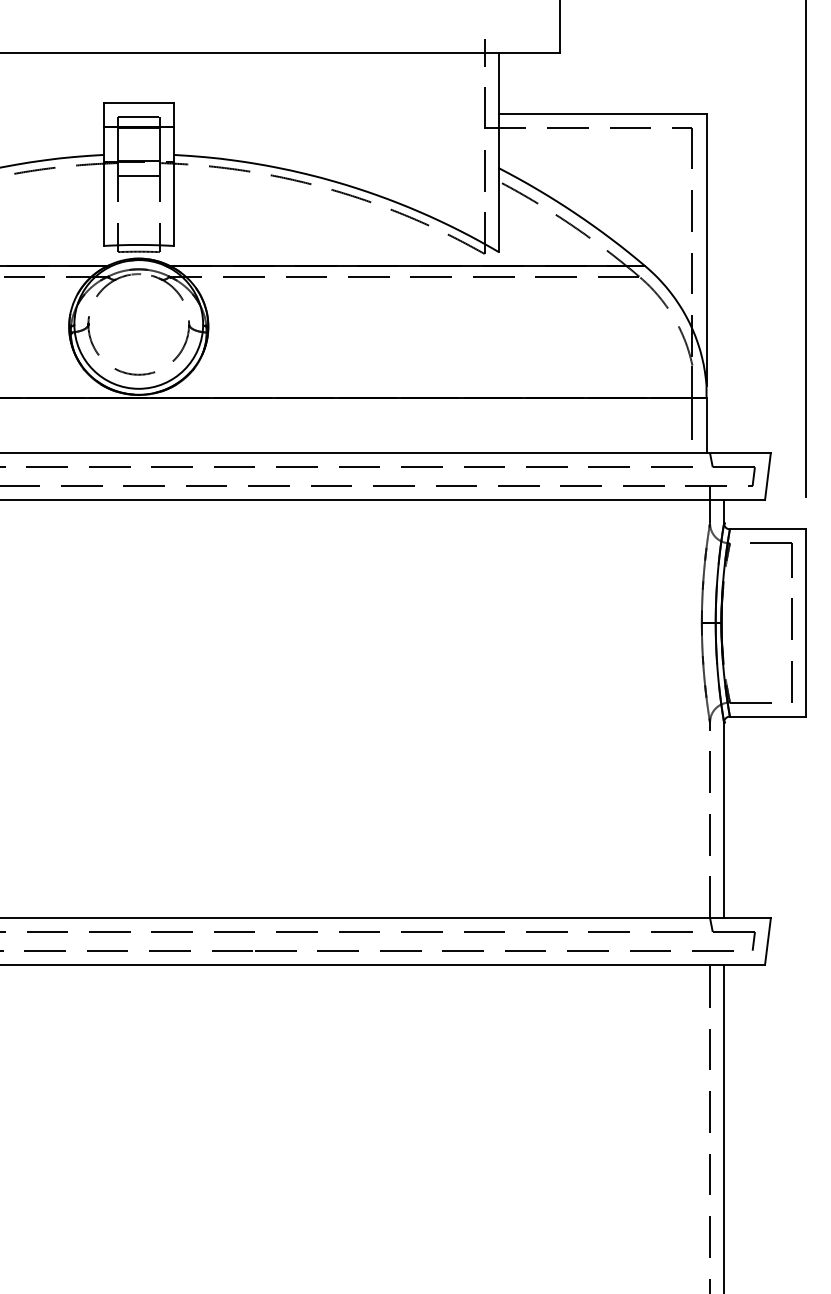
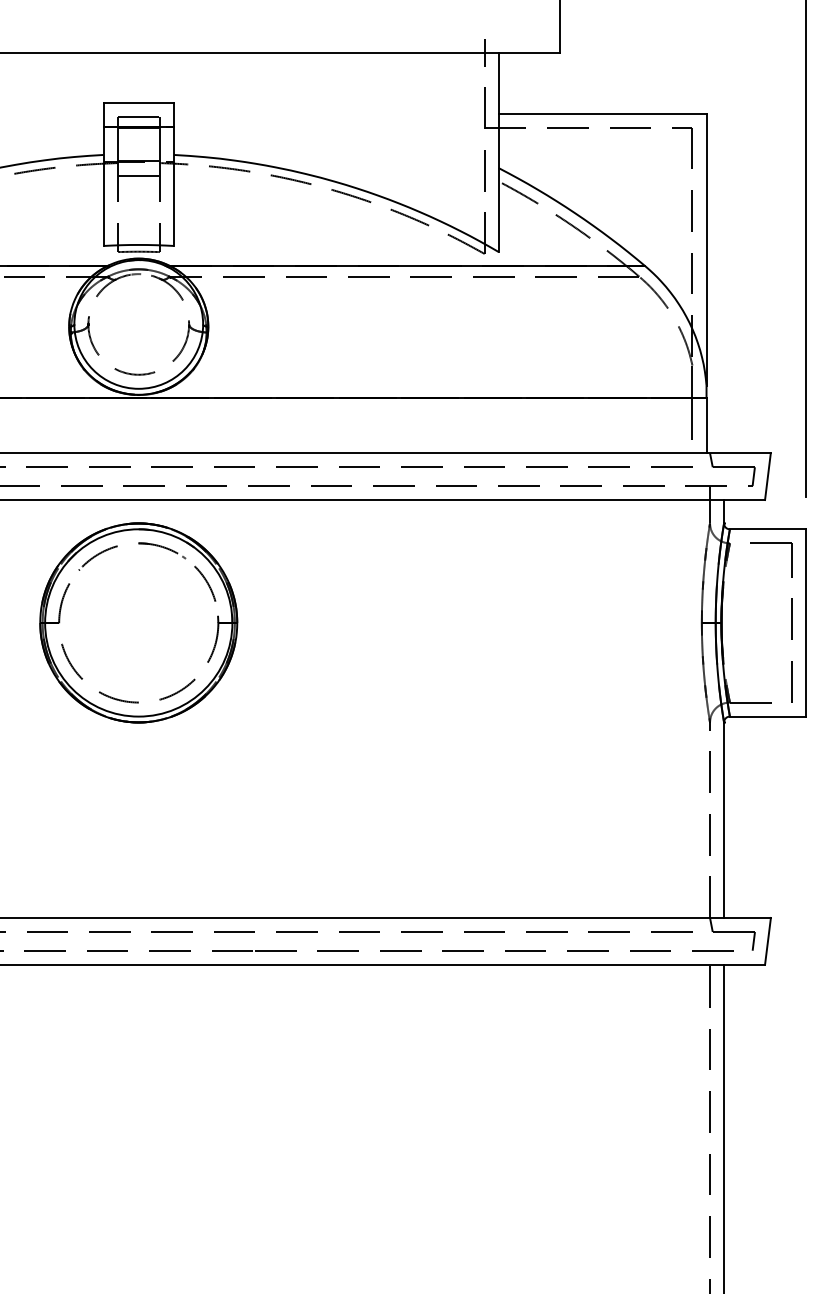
part: none -> present (138, 622)
